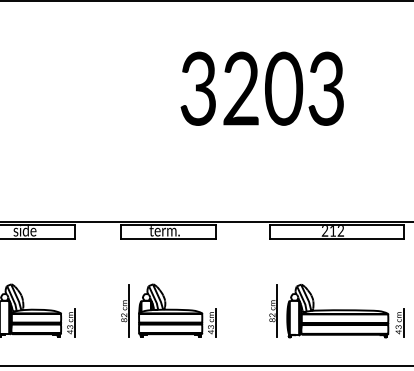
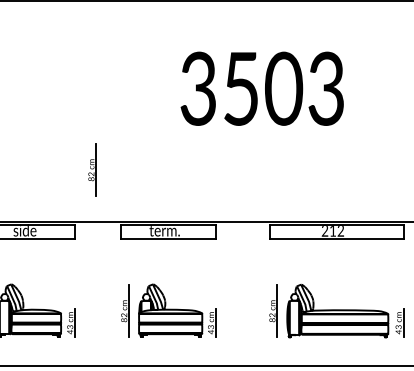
text: 3203 -> 3503 (240, 88)
part: none -> present (92, 169)
